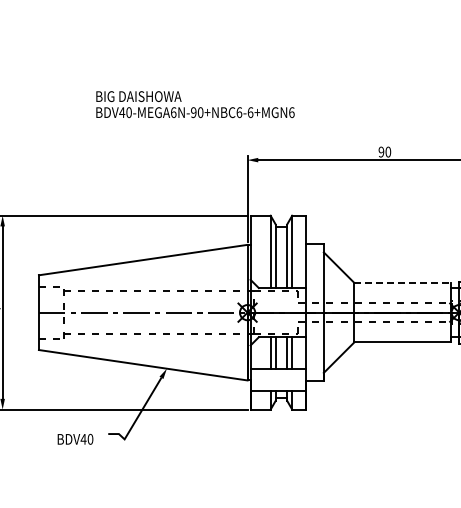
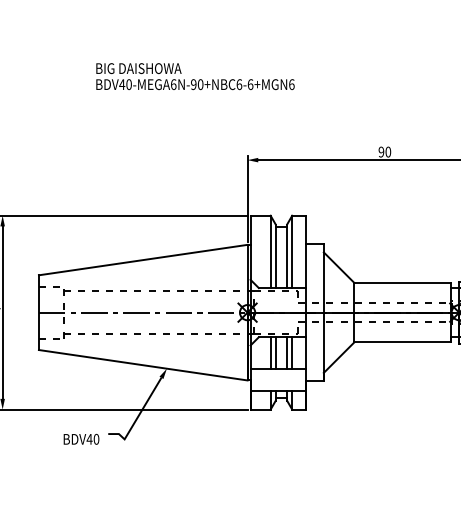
text position: (195, 104) -> (195, 76) (195, 76)
line: dashed -> solid (403, 282)
text position: (75, 438) -> (81, 438) (81, 438)
